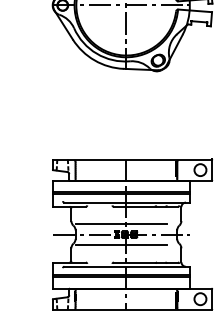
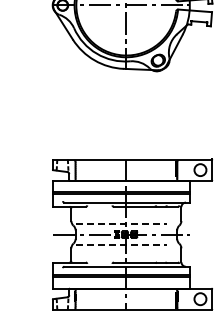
line: solid -> dashed (121, 224)
line: solid -> dashed (121, 245)
